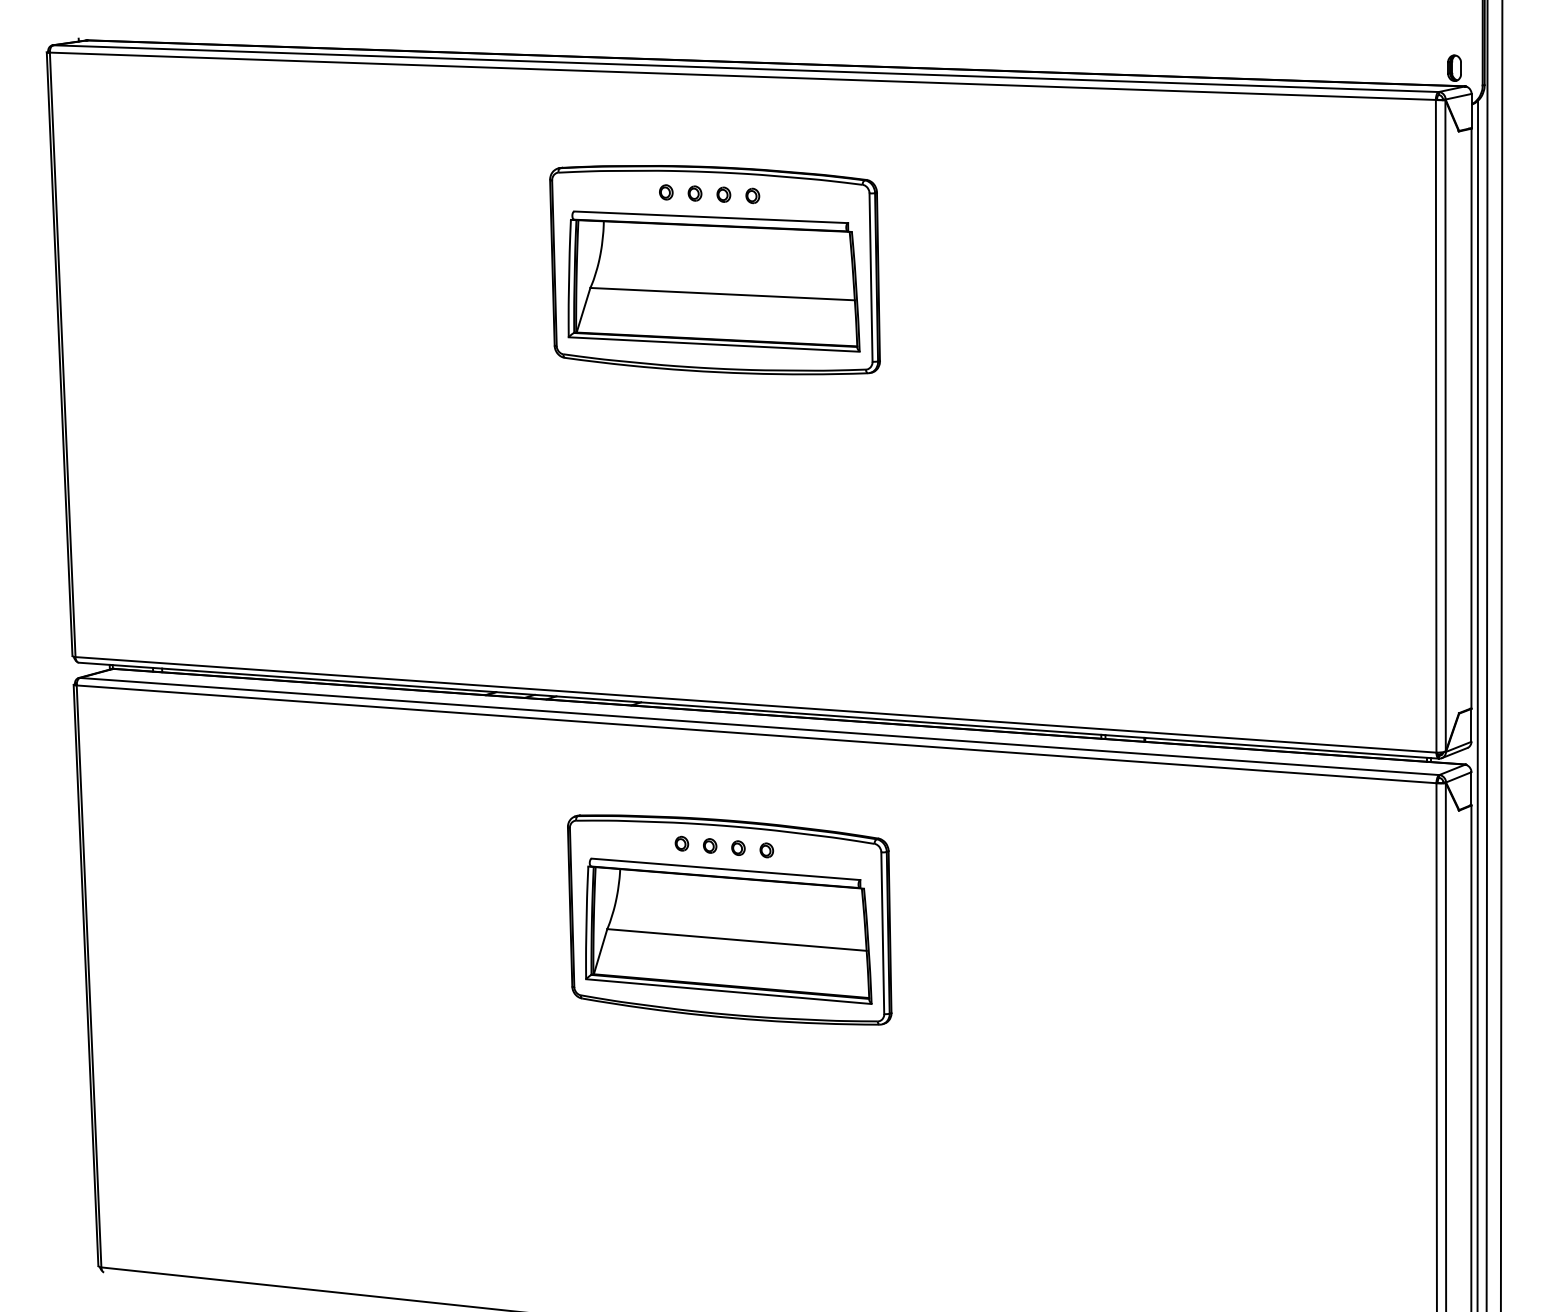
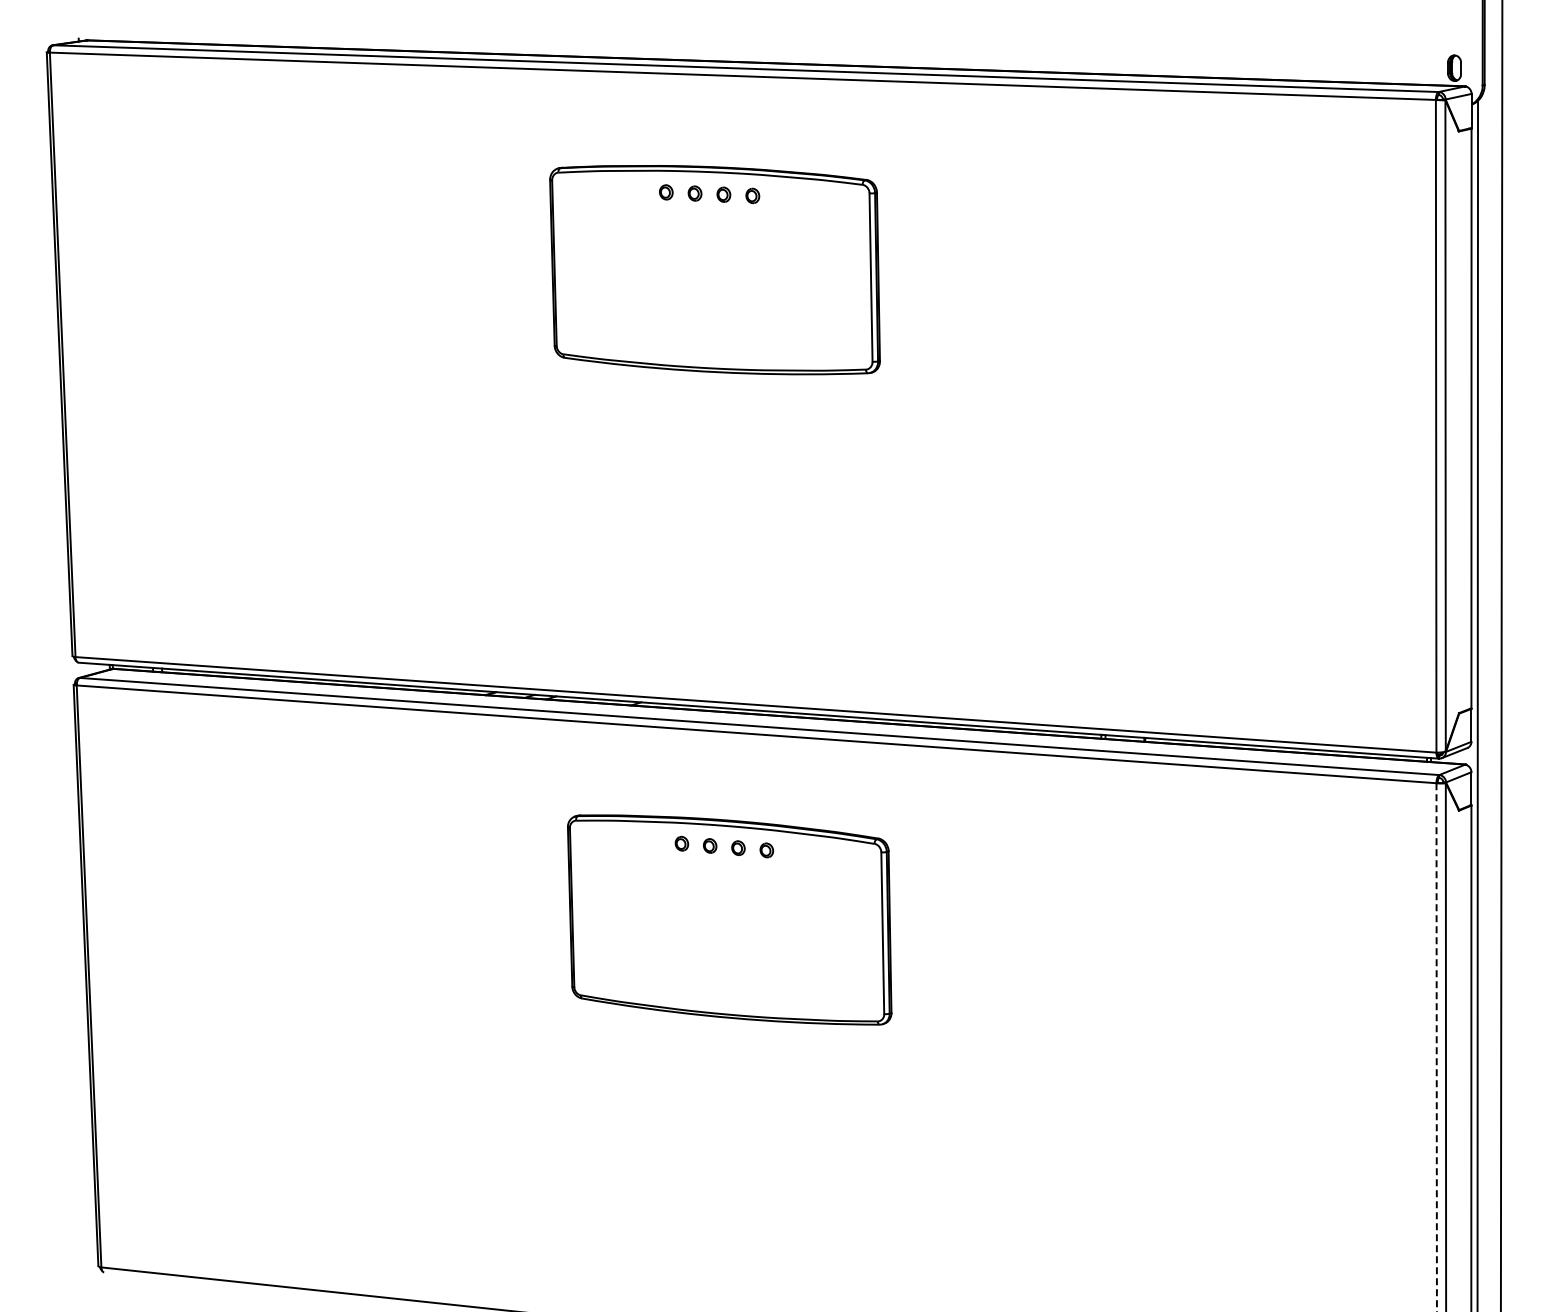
part: present -> none (713, 281)
line: present -> none (1486, 655)
part: present -> none (728, 930)
line: solid -> dashed (1436, 1047)
